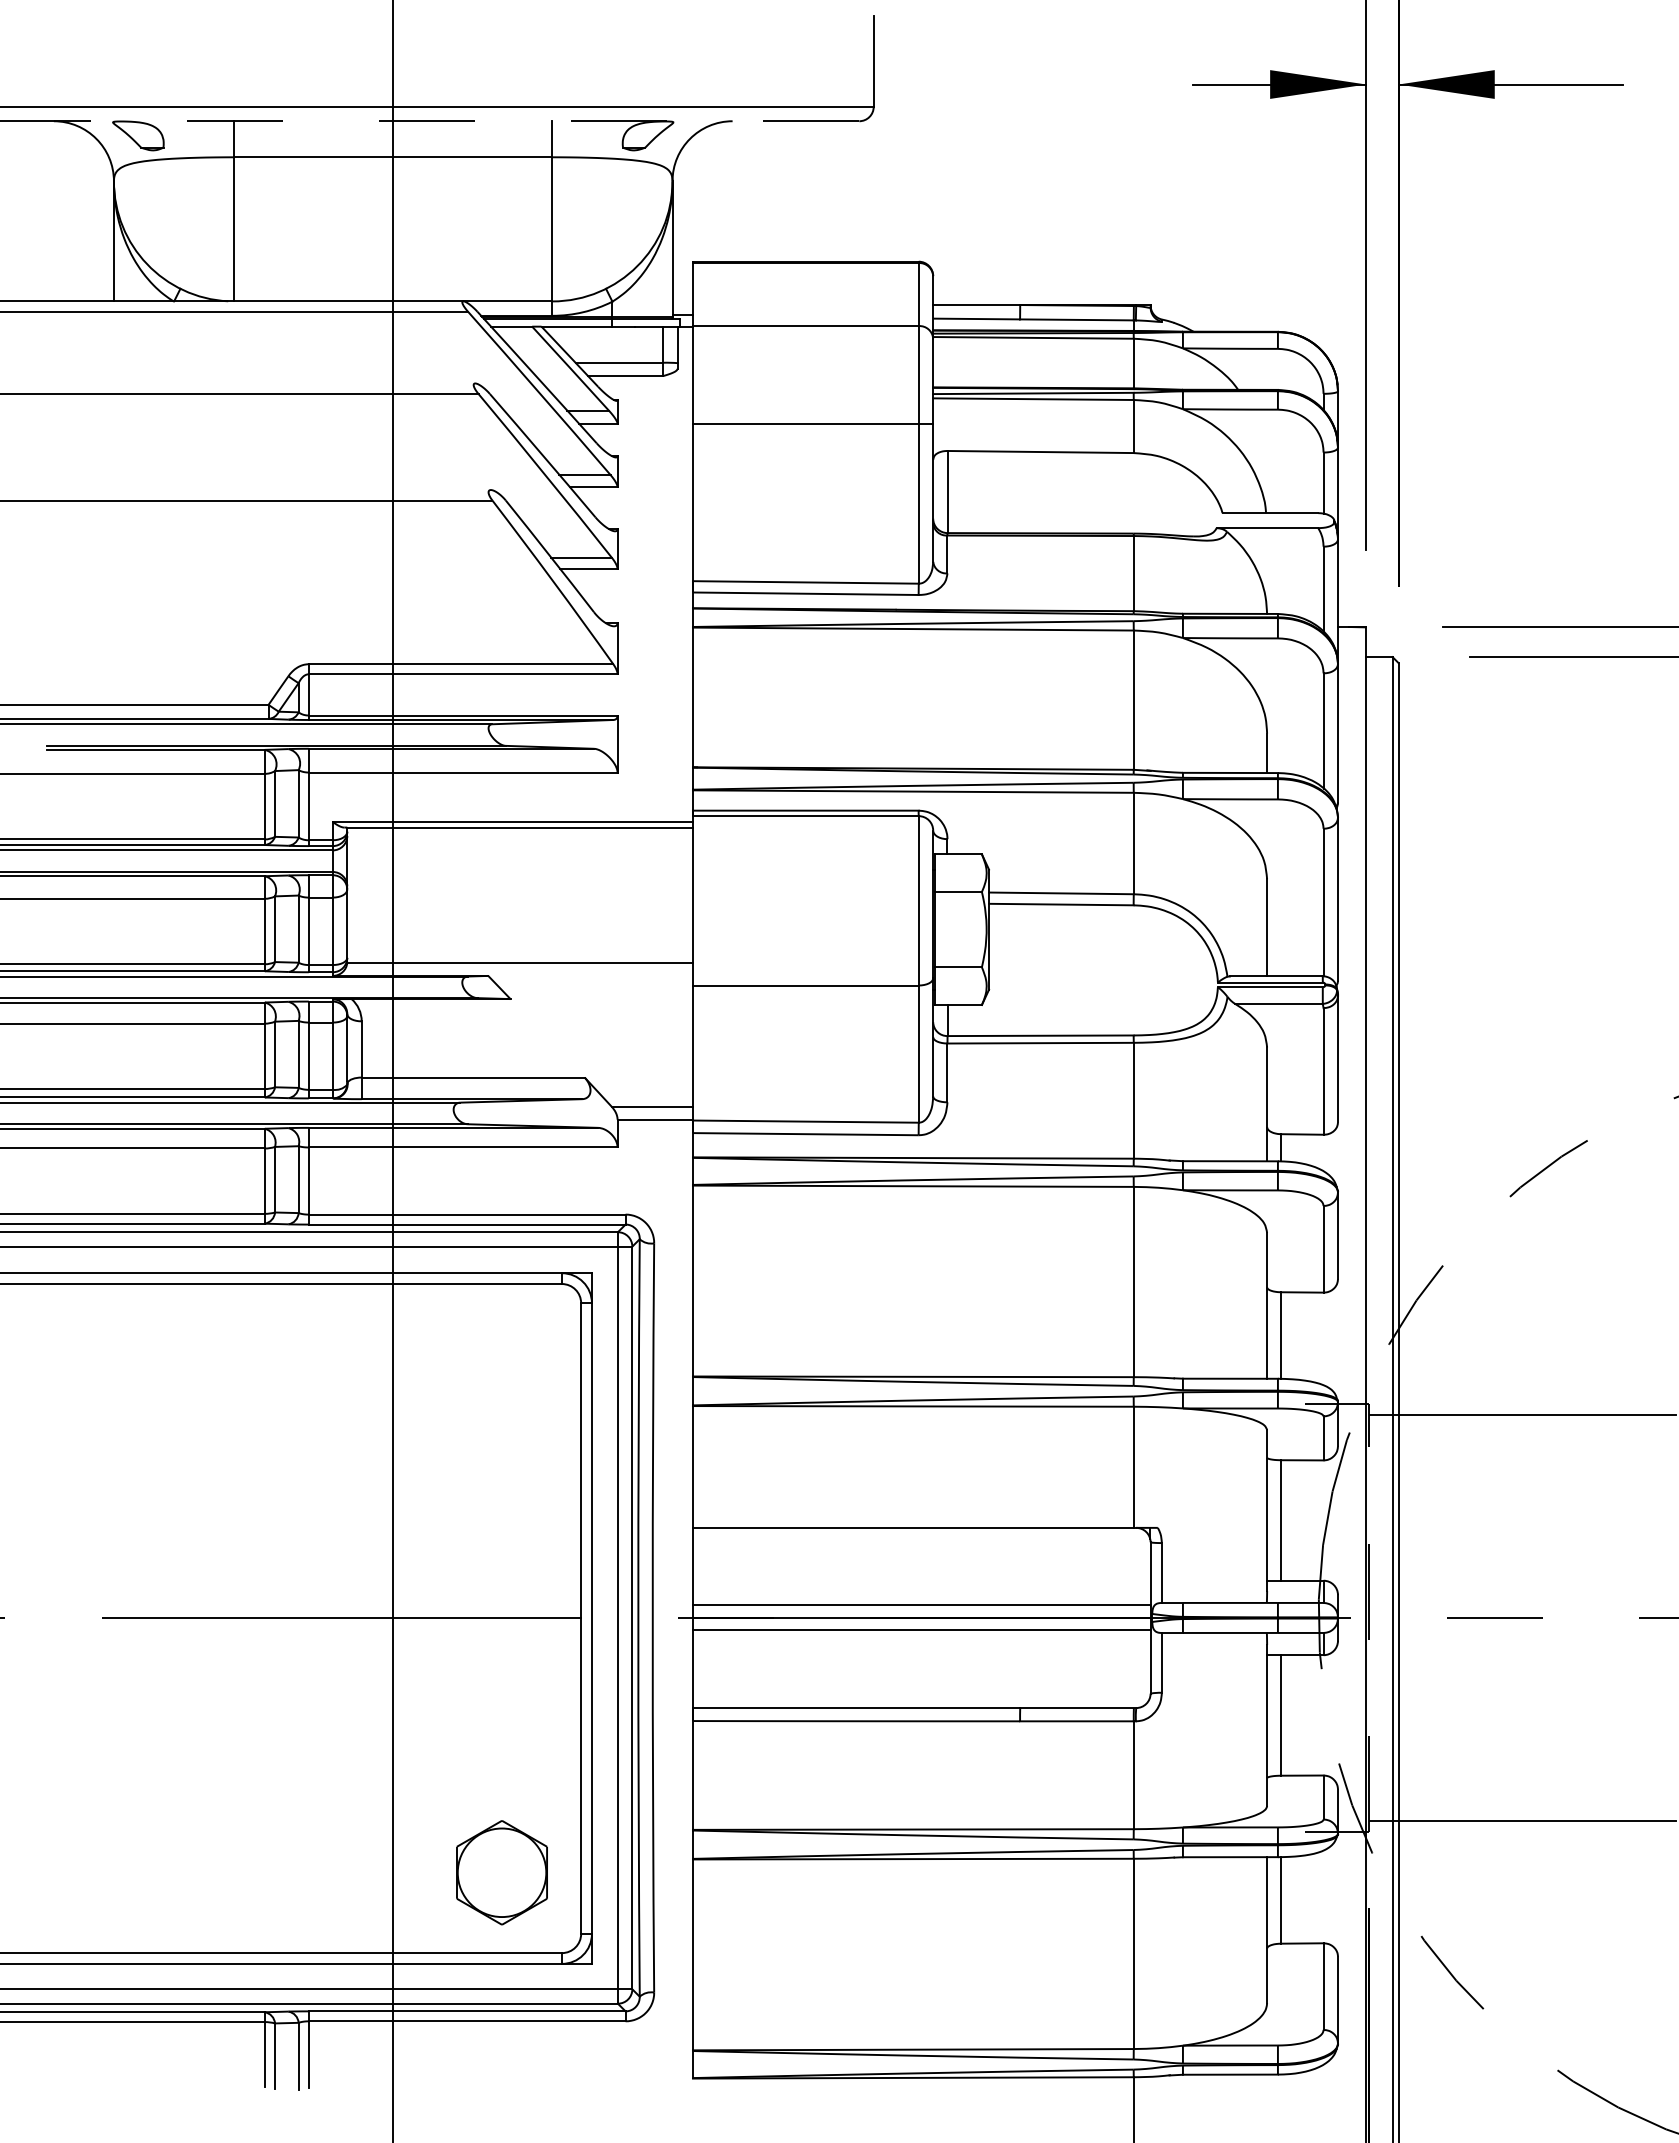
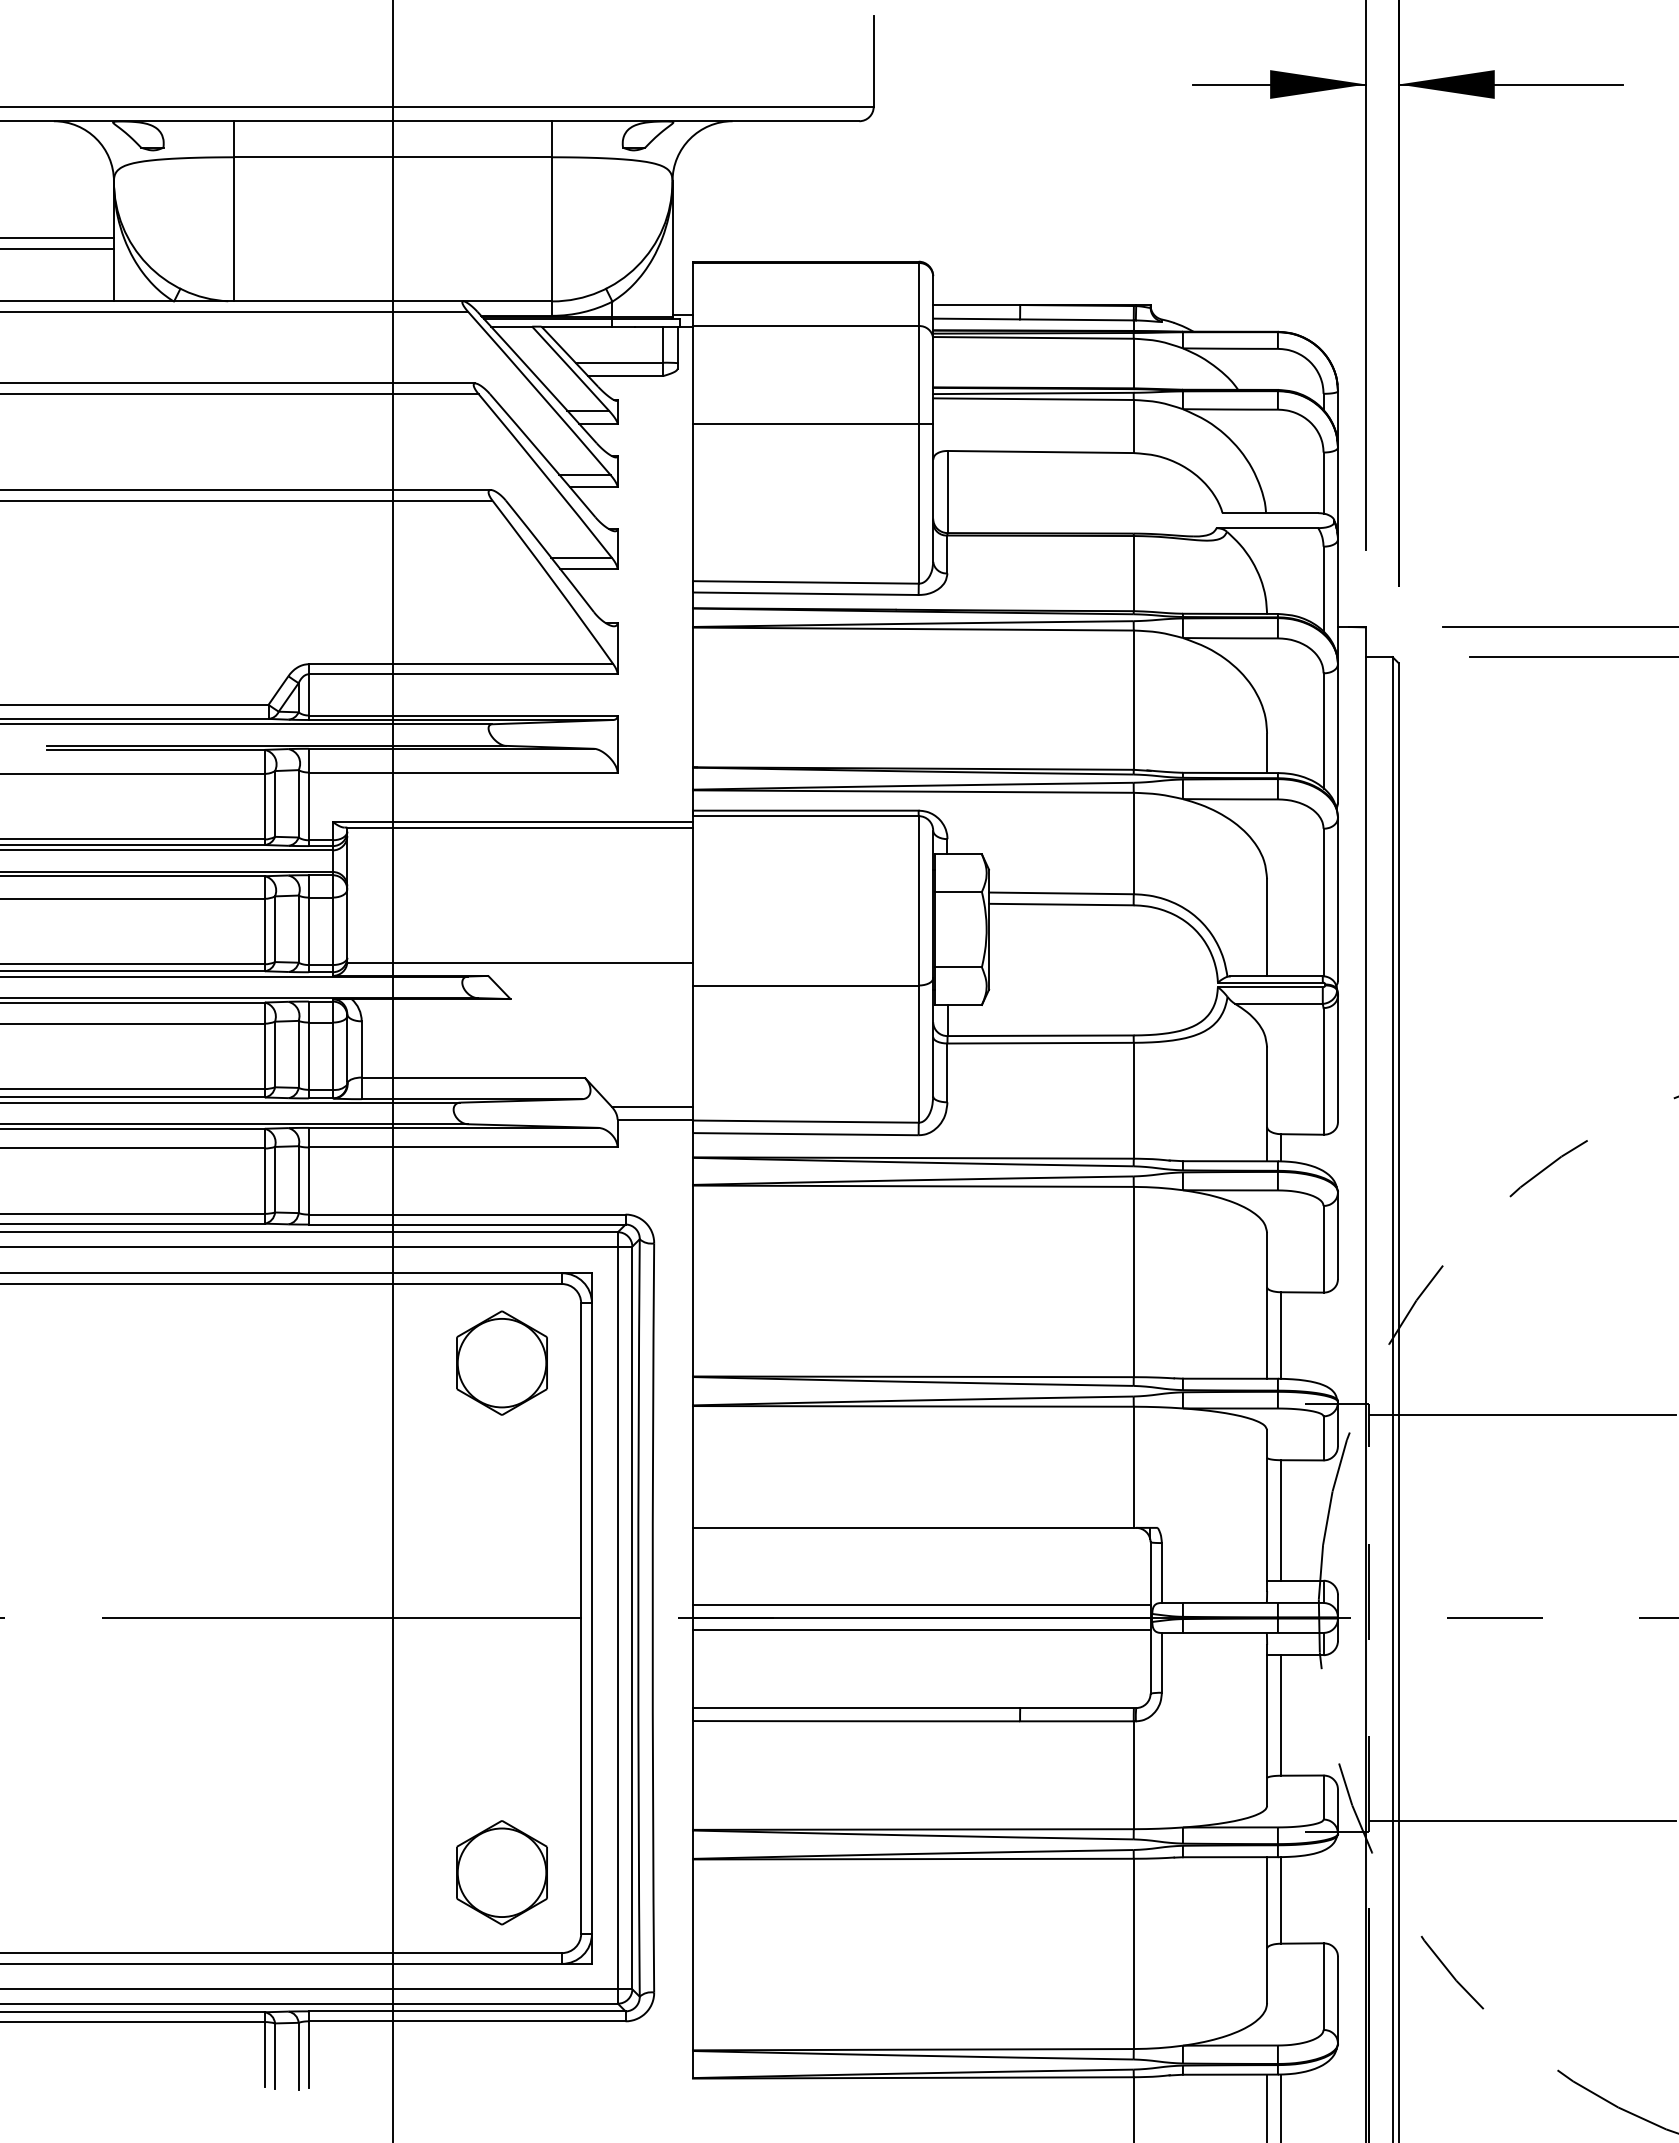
line: dashed -> solid (429, 121)
line: none -> present (57, 238)
line: none -> present (57, 248)
line: none -> present (238, 383)
line: none -> present (246, 490)
part: none -> present (501, 1362)
line: none -> present (1267, 2106)
line: none -> present (1281, 2106)
